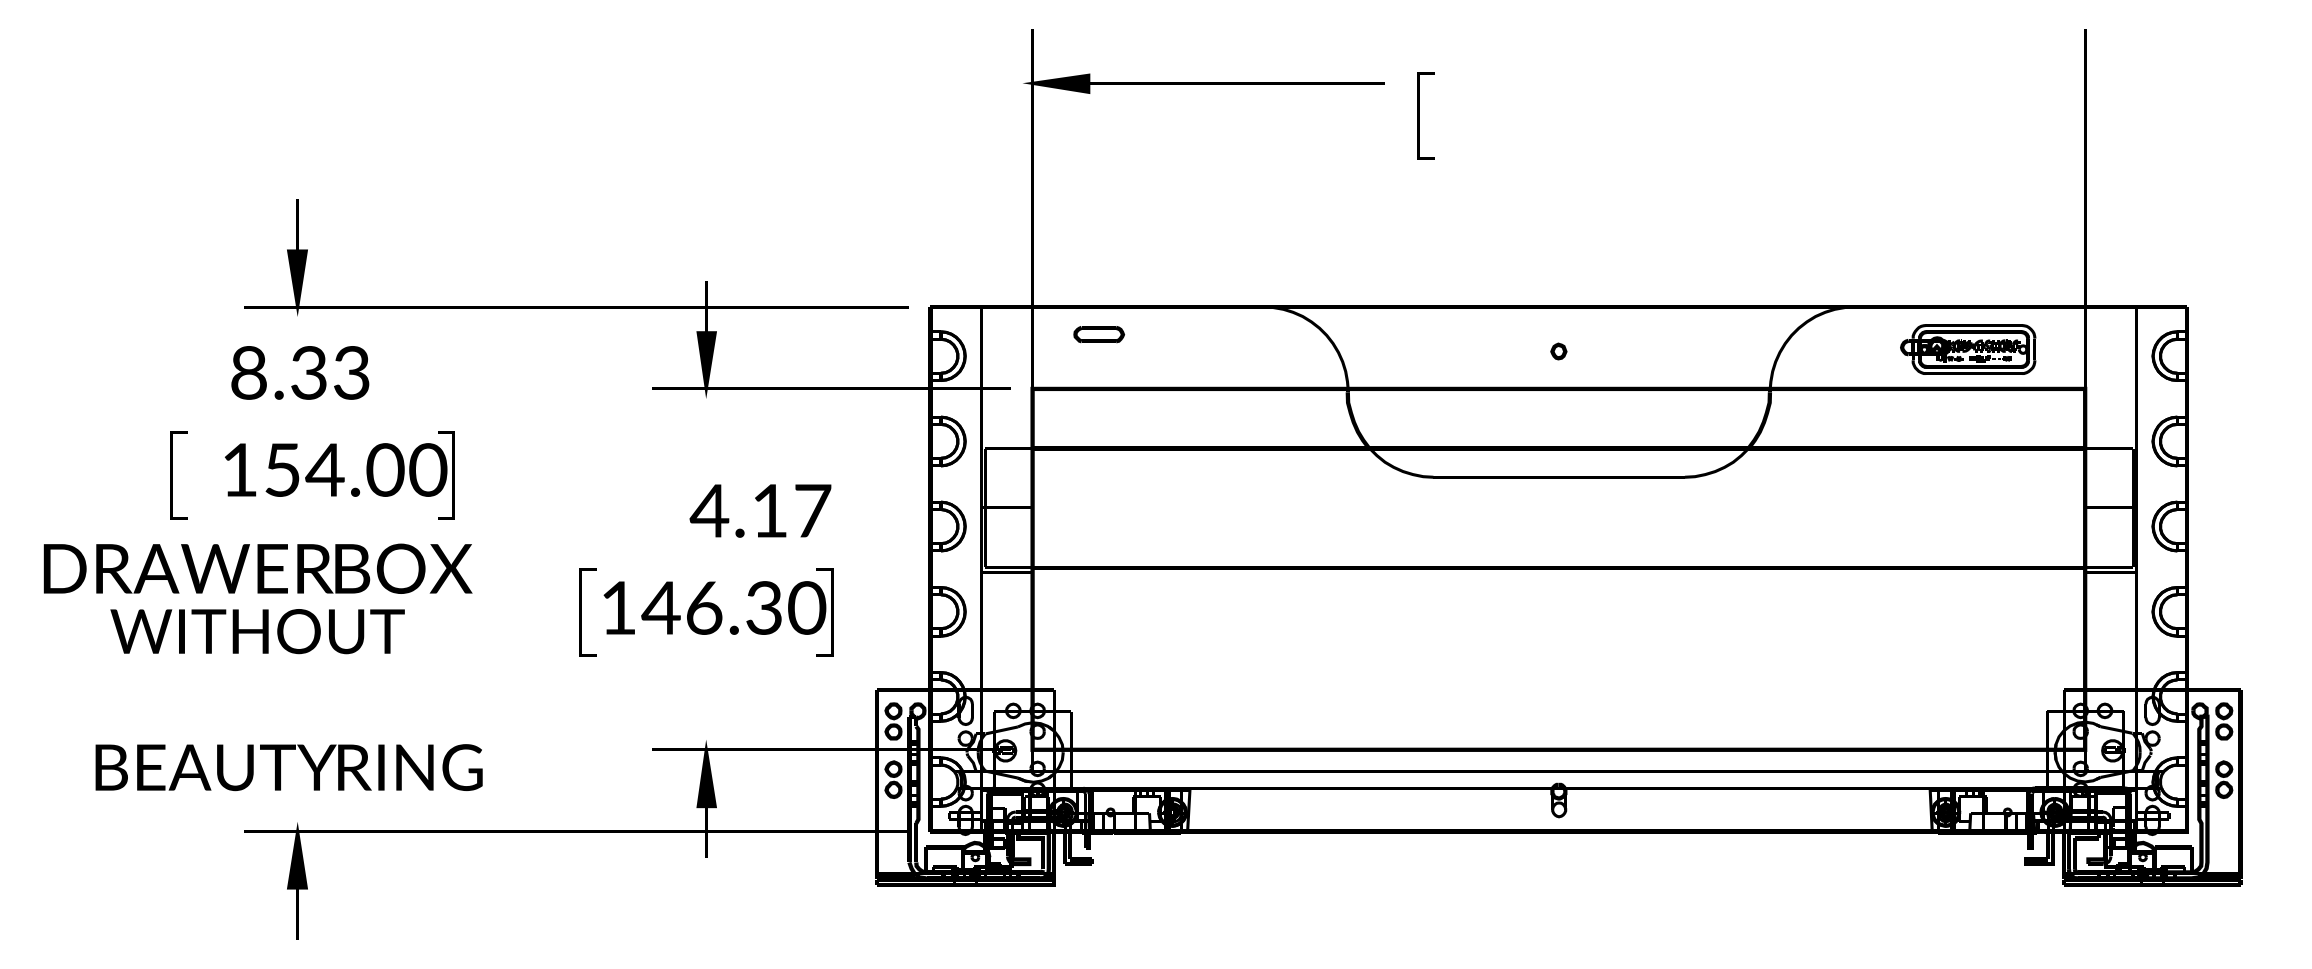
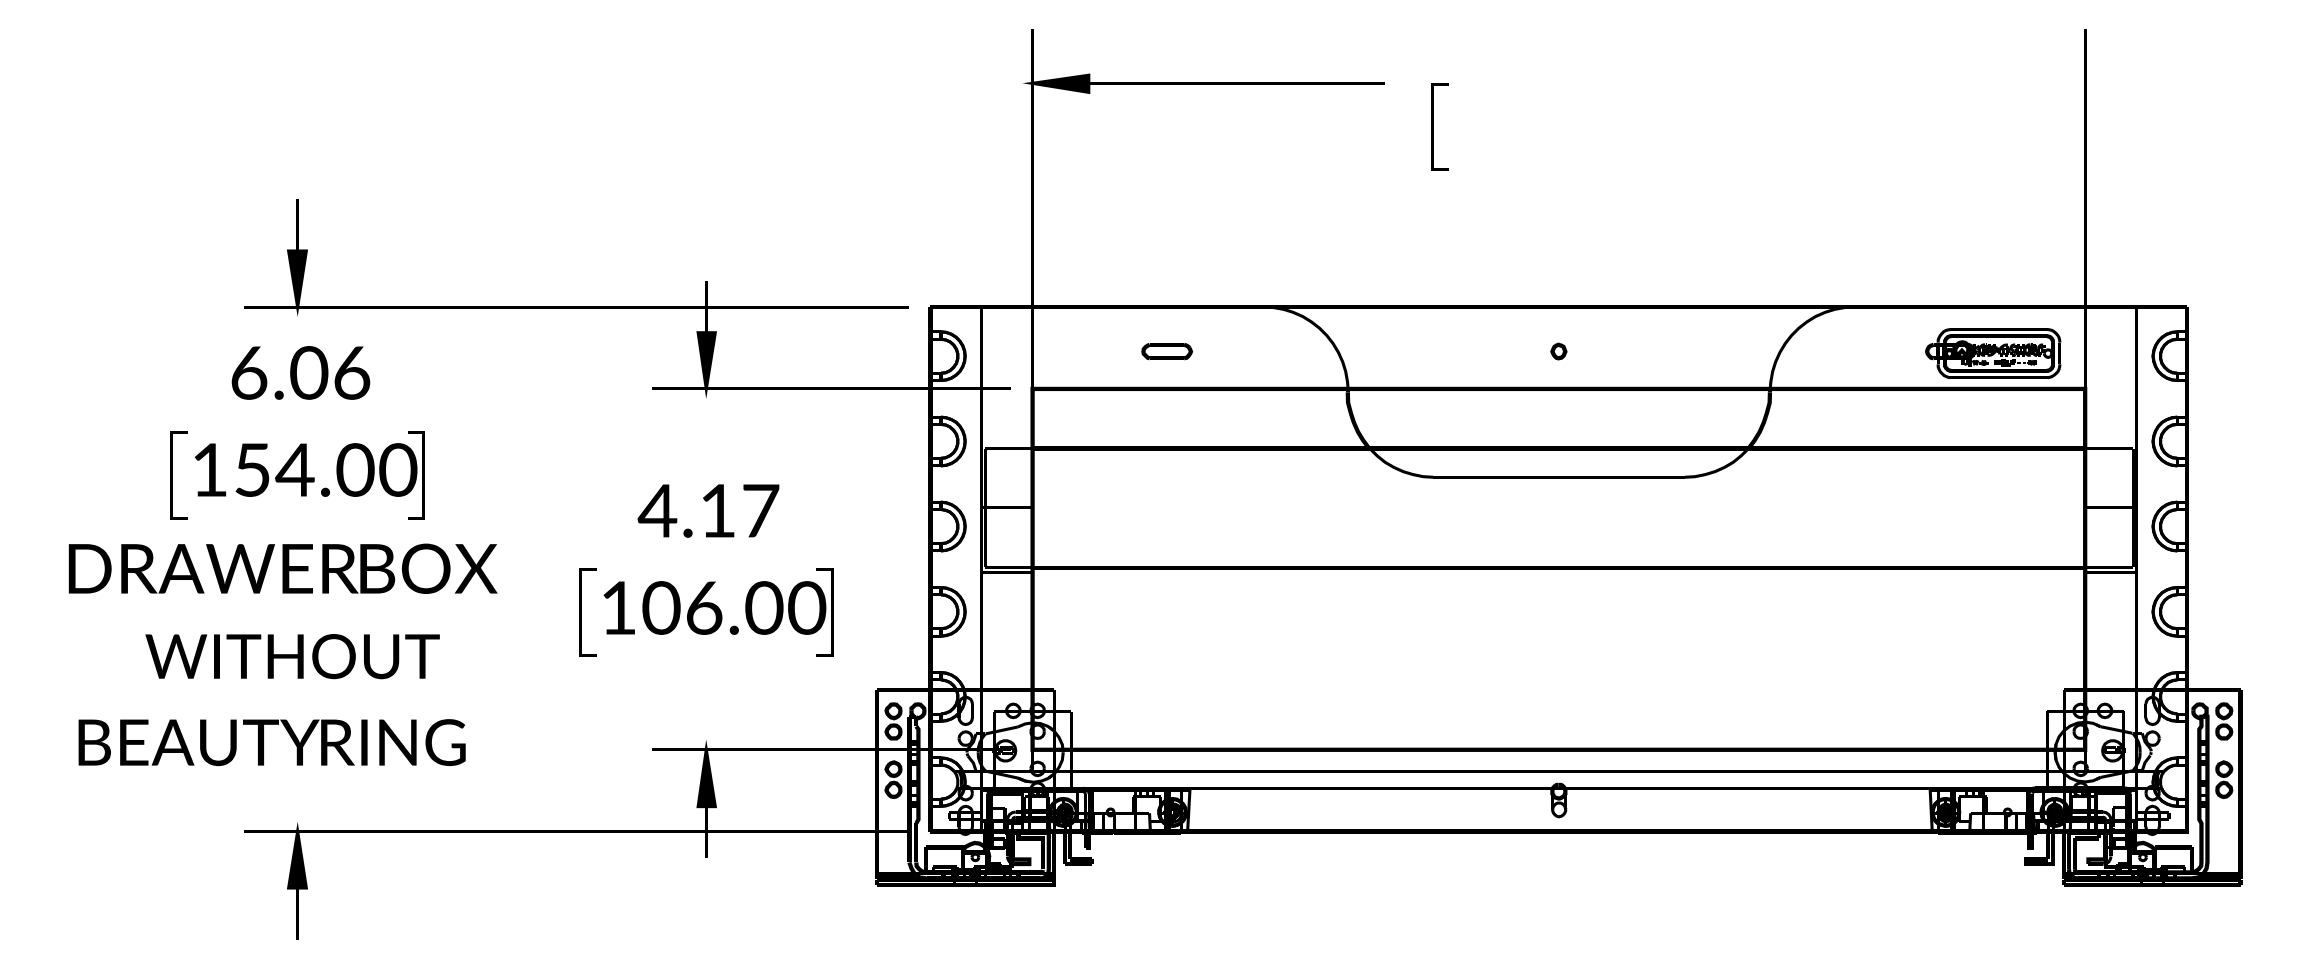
line position: (1419, 115) -> (1433, 126) (1433, 126)
part position: (1099, 334) -> (1167, 351) (1167, 351)
part position: (1968, 349) -> (1993, 353) (1993, 353)
text: 8.33 -> 6.06 (300, 372)
text position: (339, 475) -> (309, 475) (309, 475)
text position: (760, 510) -> (708, 510) (708, 510)
text position: (257, 568) -> (282, 568) (282, 568)
text: 146.30 -> 106.00 (712, 607)
text position: (257, 631) -> (292, 656) (292, 656)
text position: (288, 767) -> (271, 742) (271, 742)
